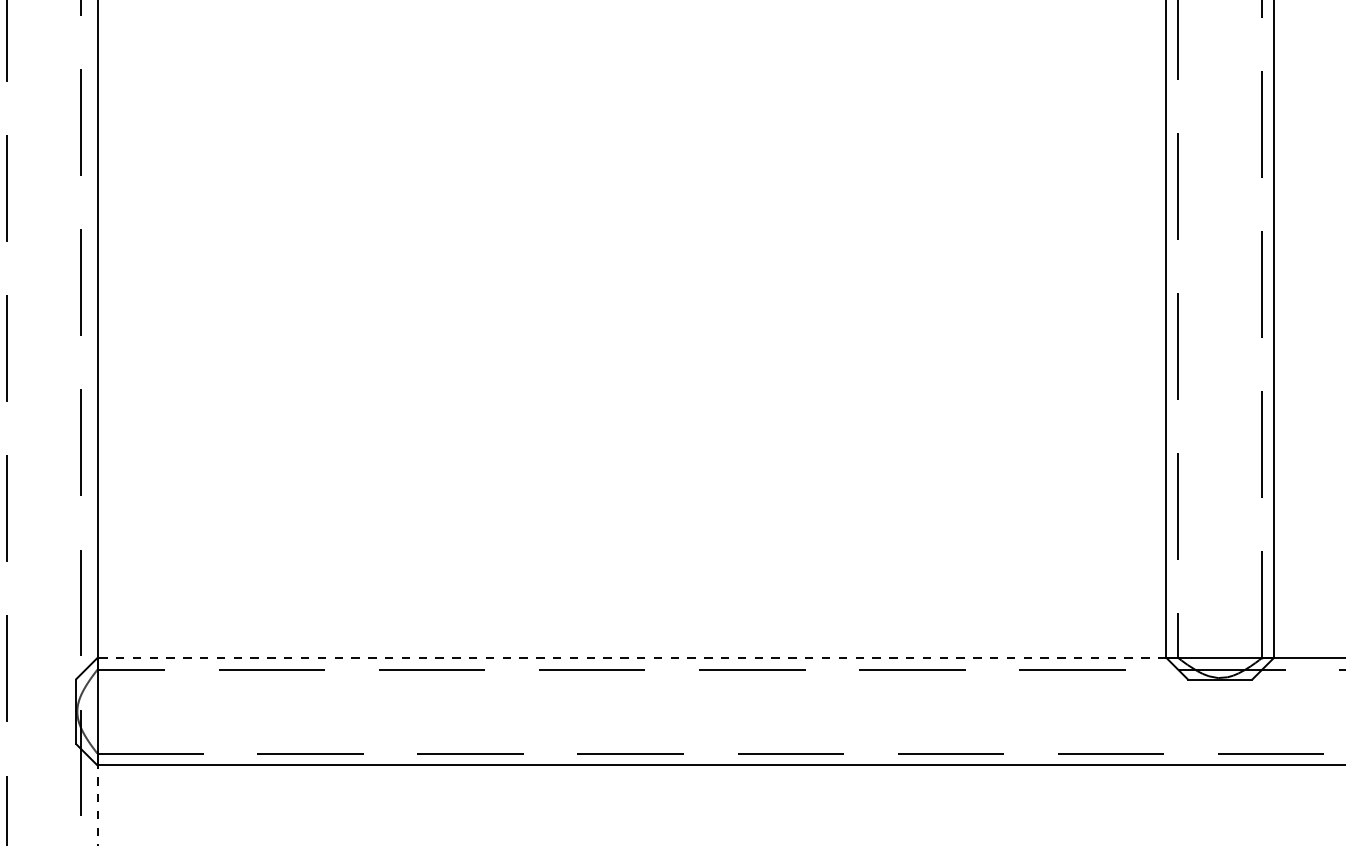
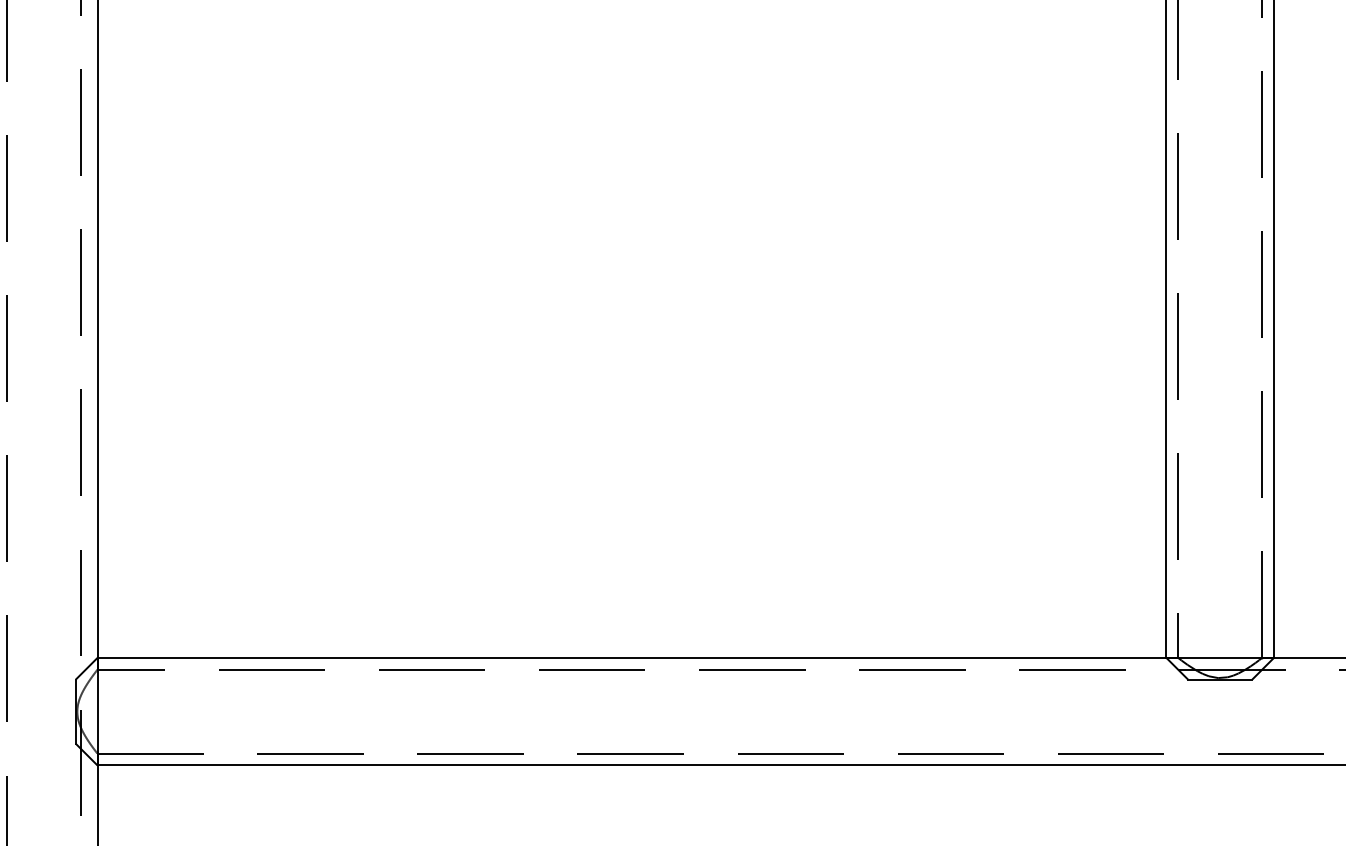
line: dashed -> solid (631, 657)
line: dashed -> solid (97, 805)
